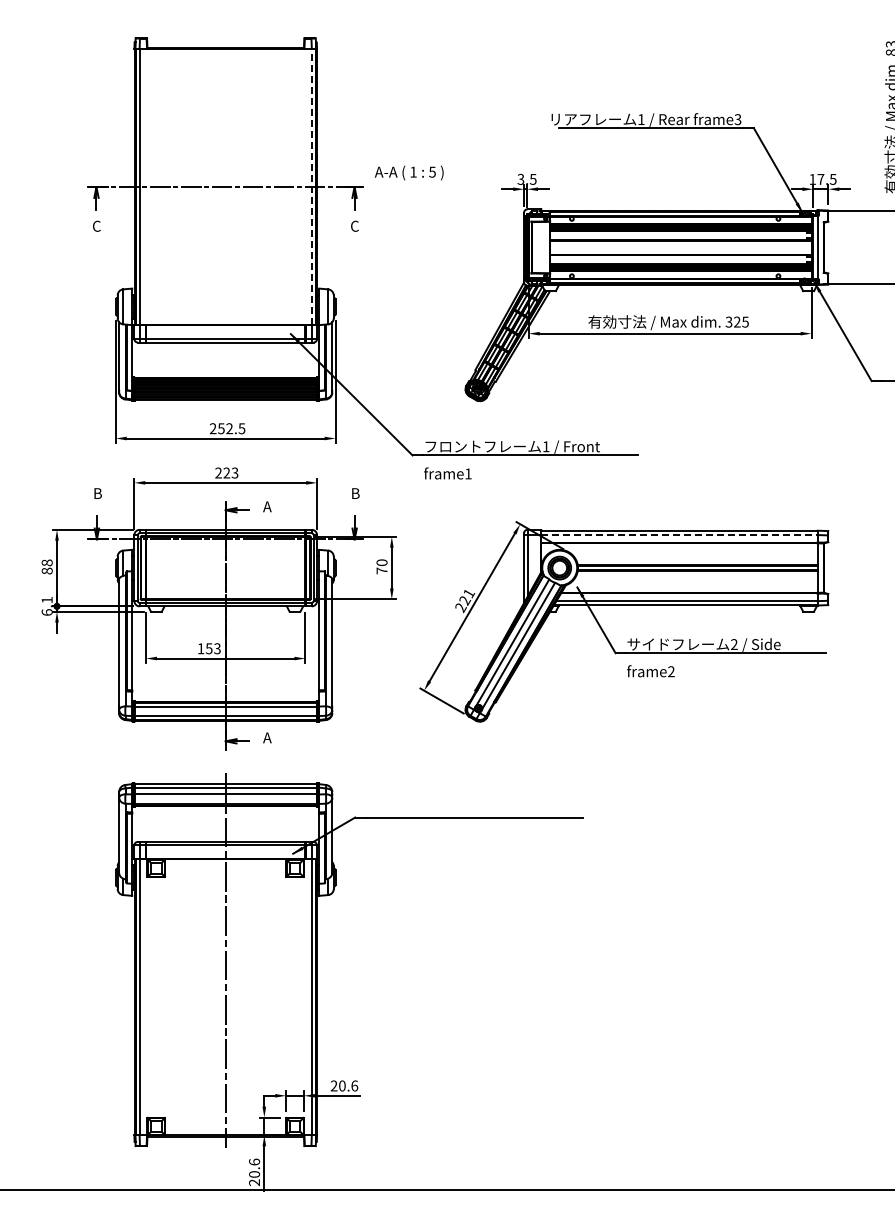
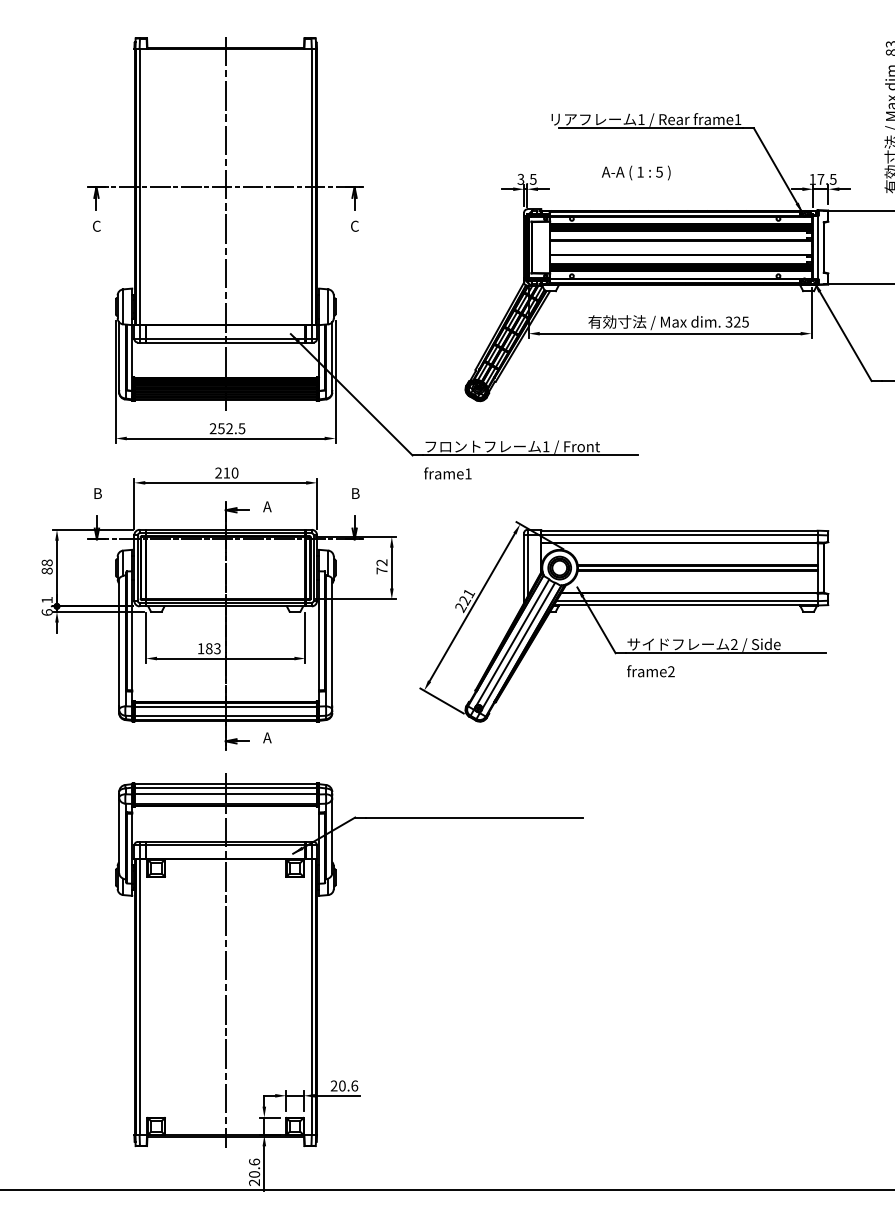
text: frame3 -> frame1 (737, 119)
text position: (408, 172) -> (635, 172) (635, 172)
line: dashed -> solid (311, 186)
line: none -> present (225, 223)
text: 223 -> 210 (230, 472)
line: dashed -> solid (680, 535)
text: 70 -> 72 (381, 562)
text: 153 -> 183 (208, 648)
